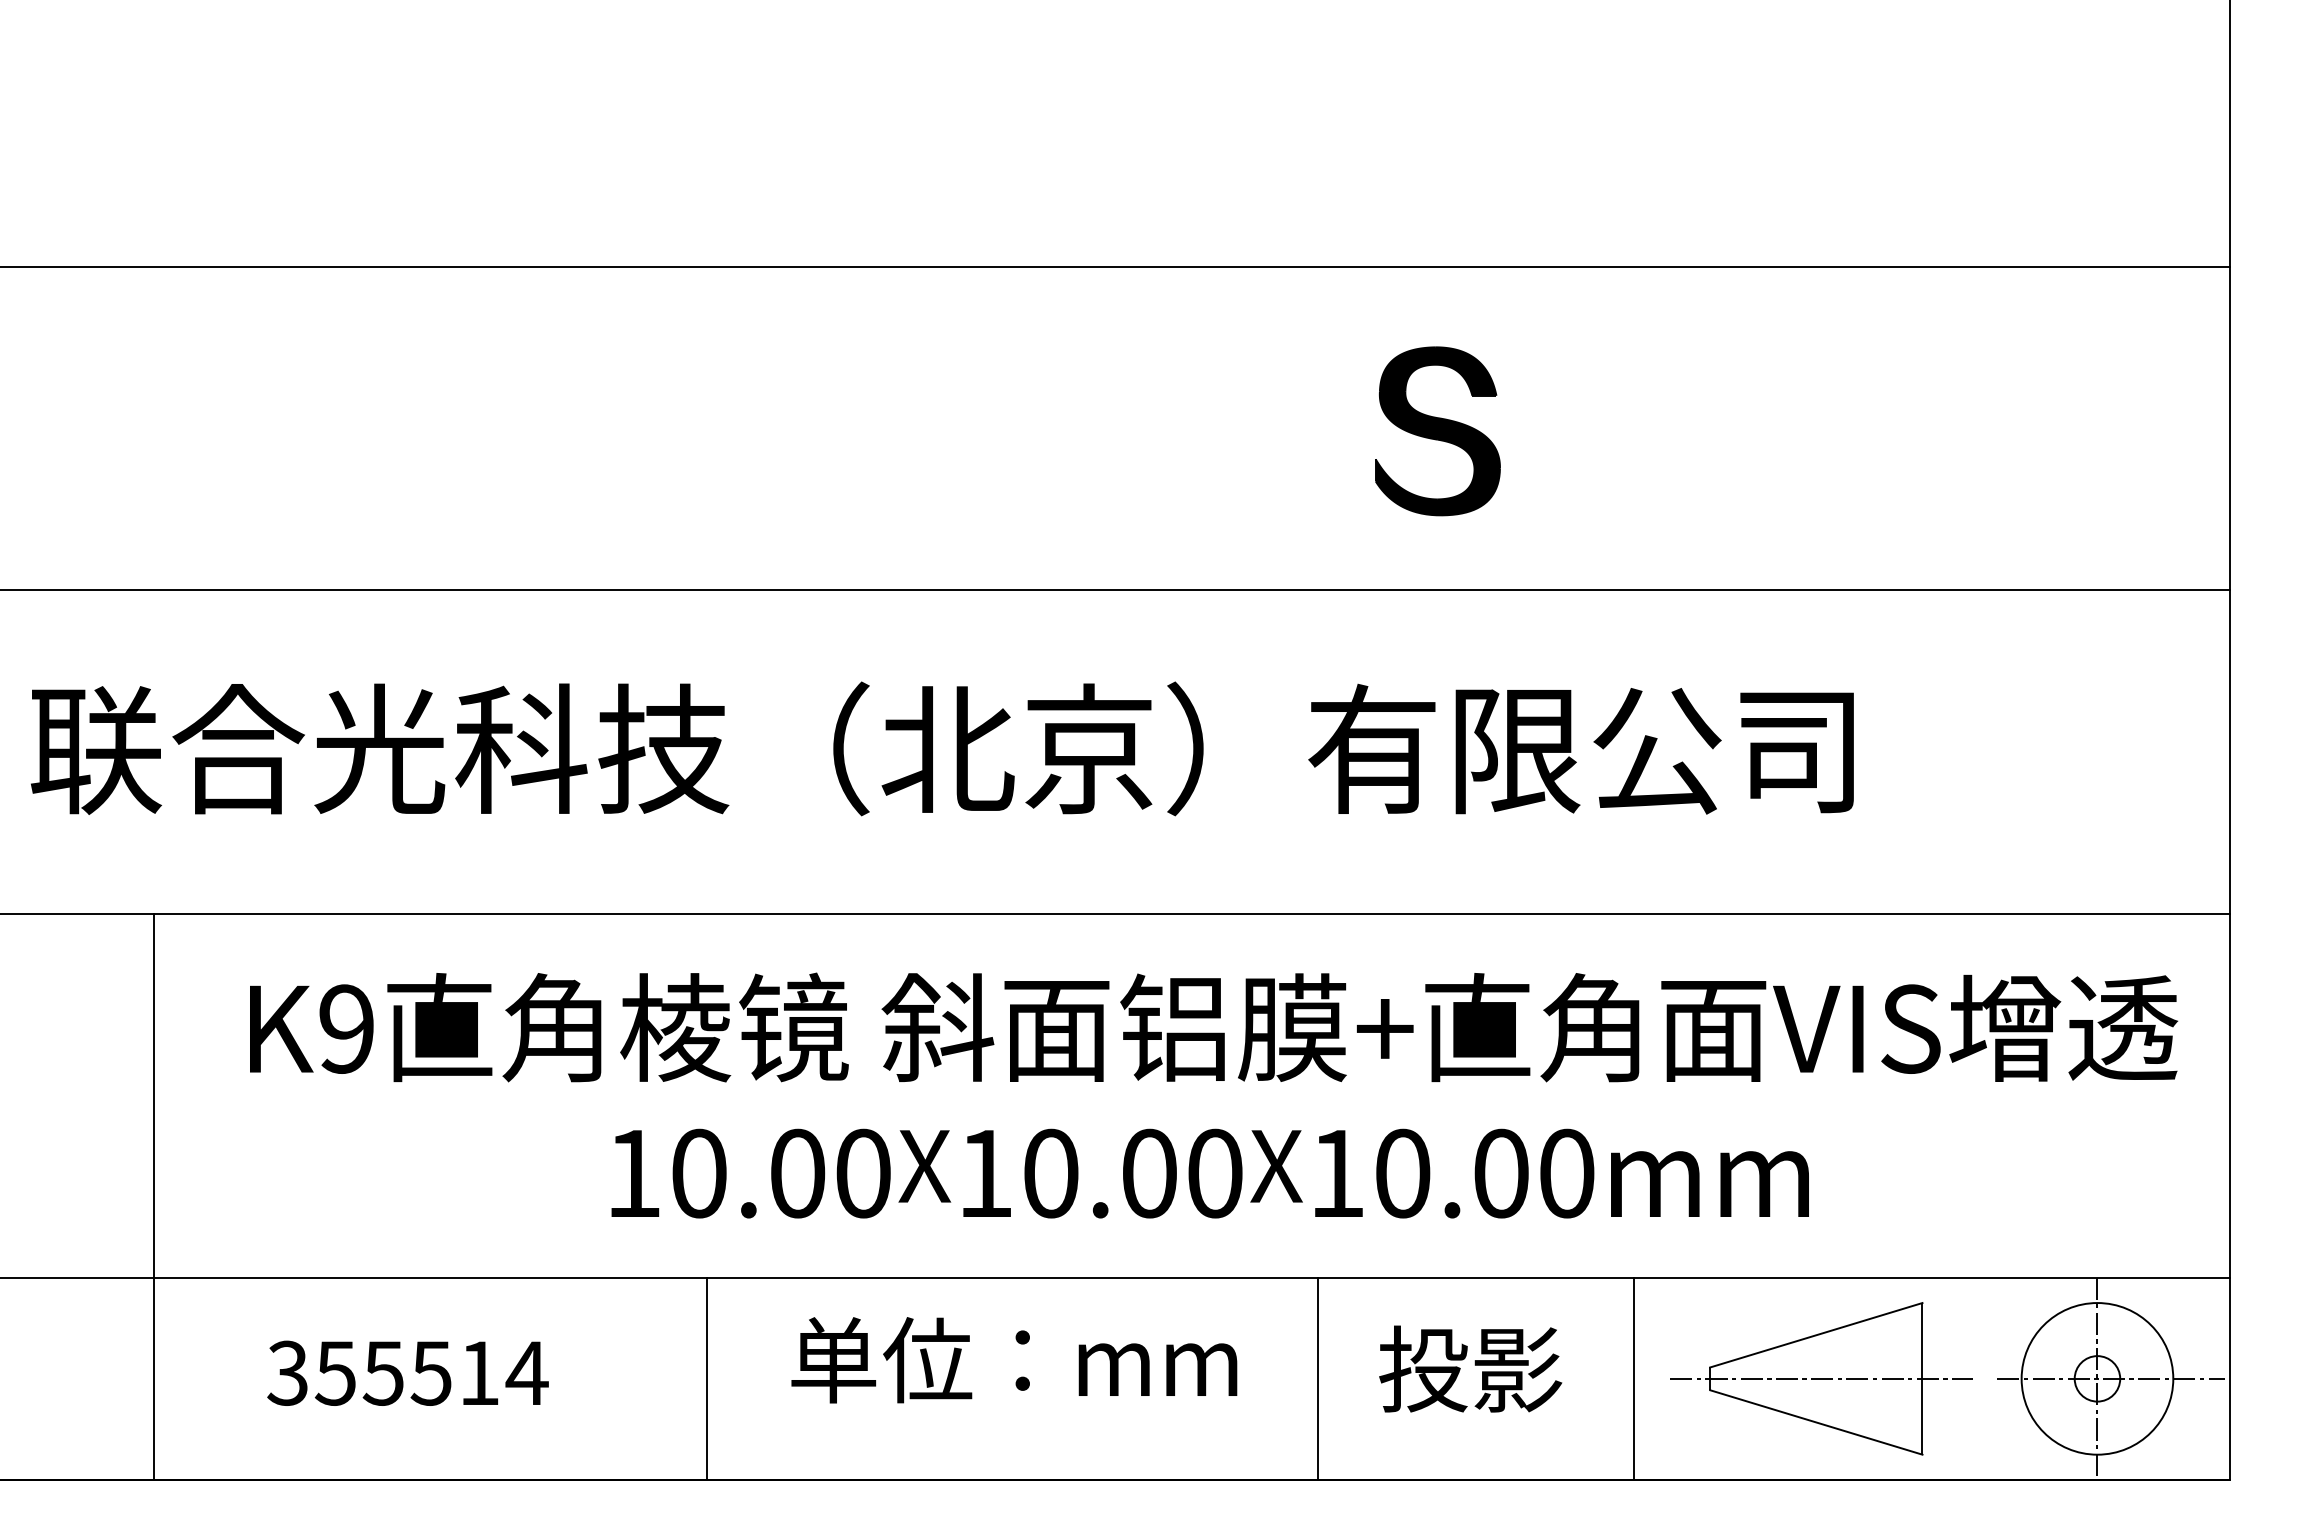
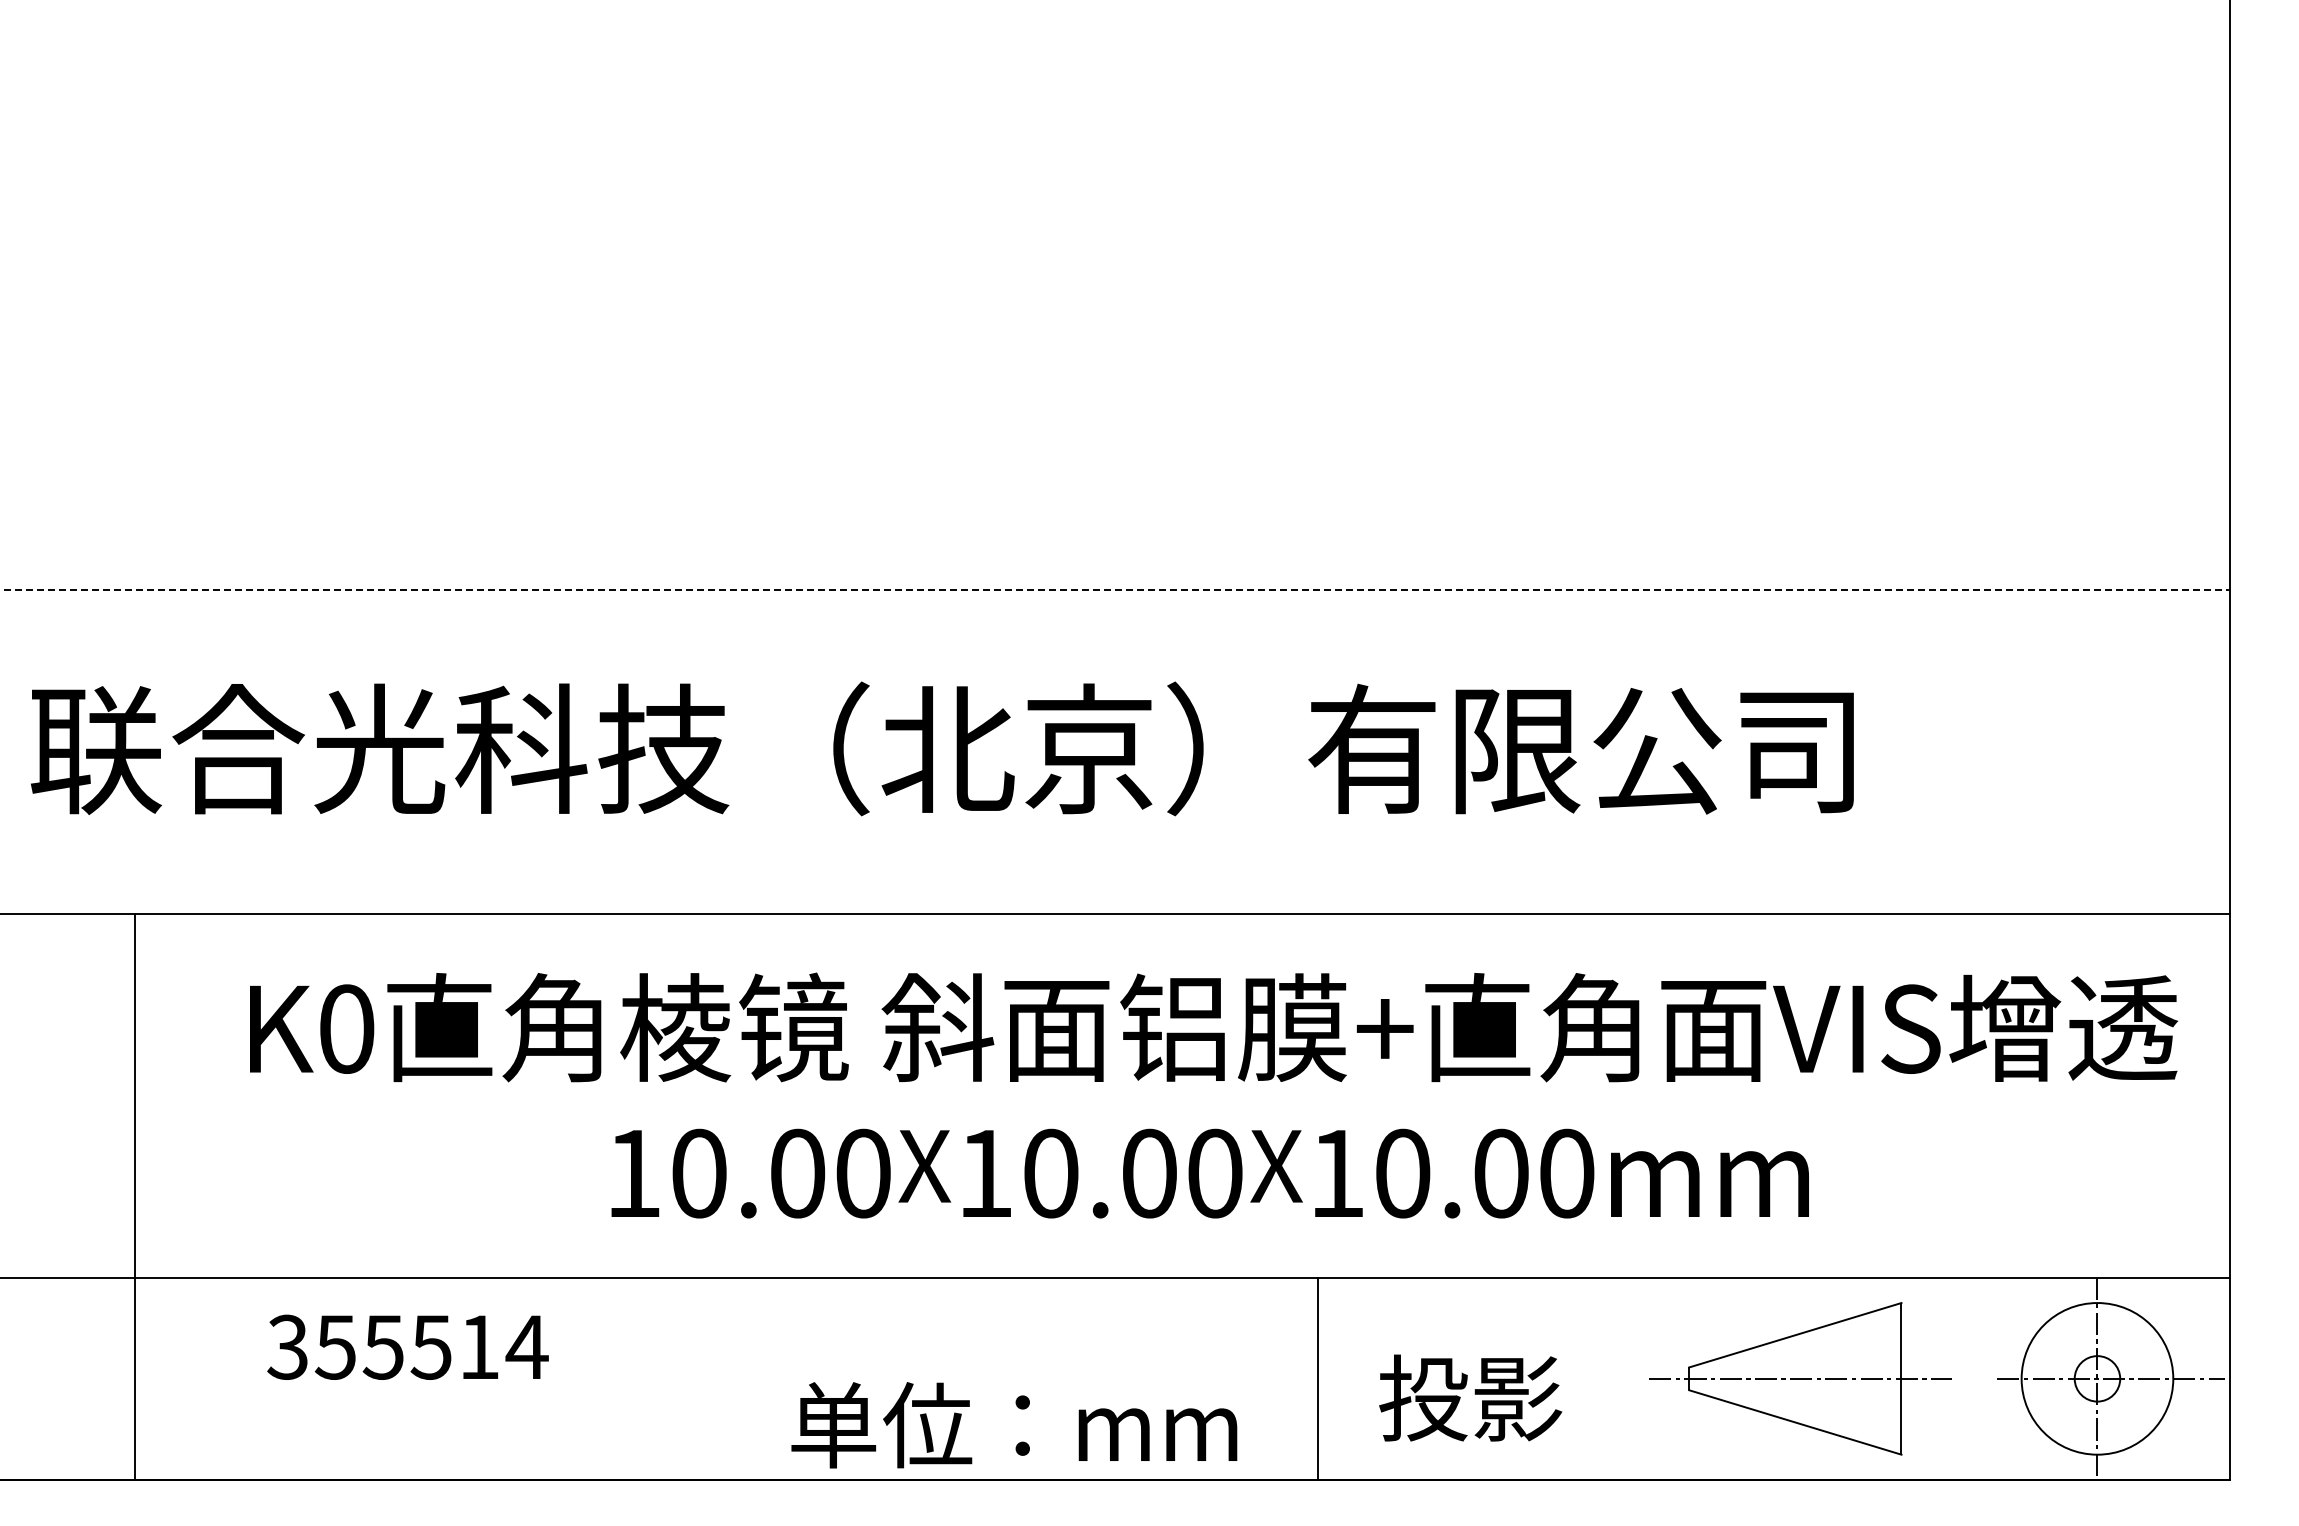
line: present -> none (1116, 266)
part: present -> none (1437, 431)
line: solid -> dashed (1115, 590)
text: K9 -> K0 (346, 1028)
line position: (153, 1196) -> (134, 1196) (134, 1196)
text position: (1014, 1360) -> (1014, 1425) (1014, 1425)
text position: (1470, 1368) -> (1470, 1397) (1470, 1397)
text position: (407, 1372) -> (407, 1346) (407, 1346)
line: present -> none (706, 1378)
line: present -> none (1634, 1378)
part position: (1821, 1378) -> (1800, 1378) (1800, 1378)
